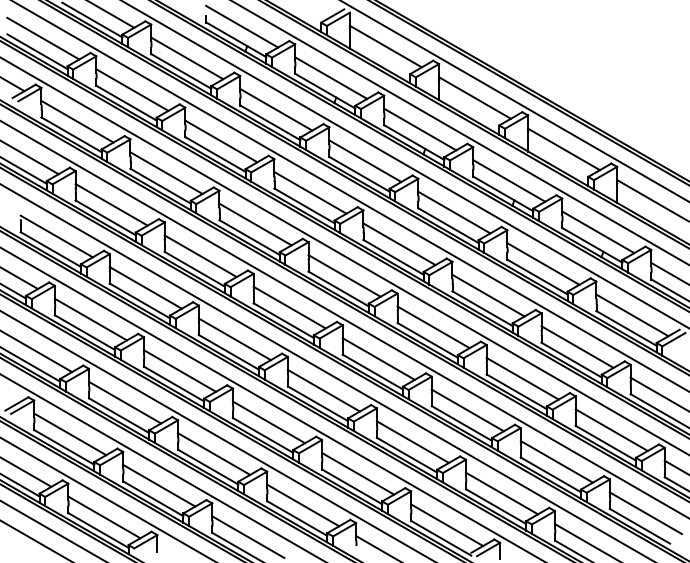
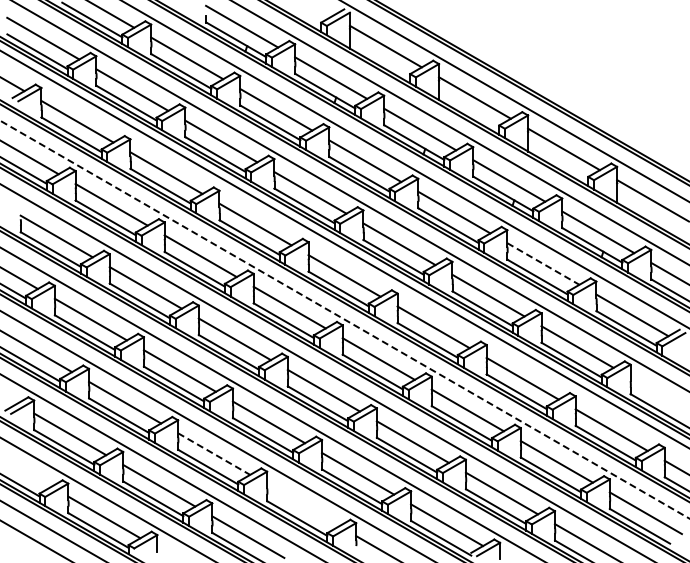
line position: (344, 255) -> (344, 248) (344, 248)
line: solid -> dashed (543, 263)
line: solid -> dashed (344, 319)
line: present -> none (658, 393)
line: solid -> dashed (214, 454)
line: present -> none (26, 472)
line: present -> none (303, 505)
